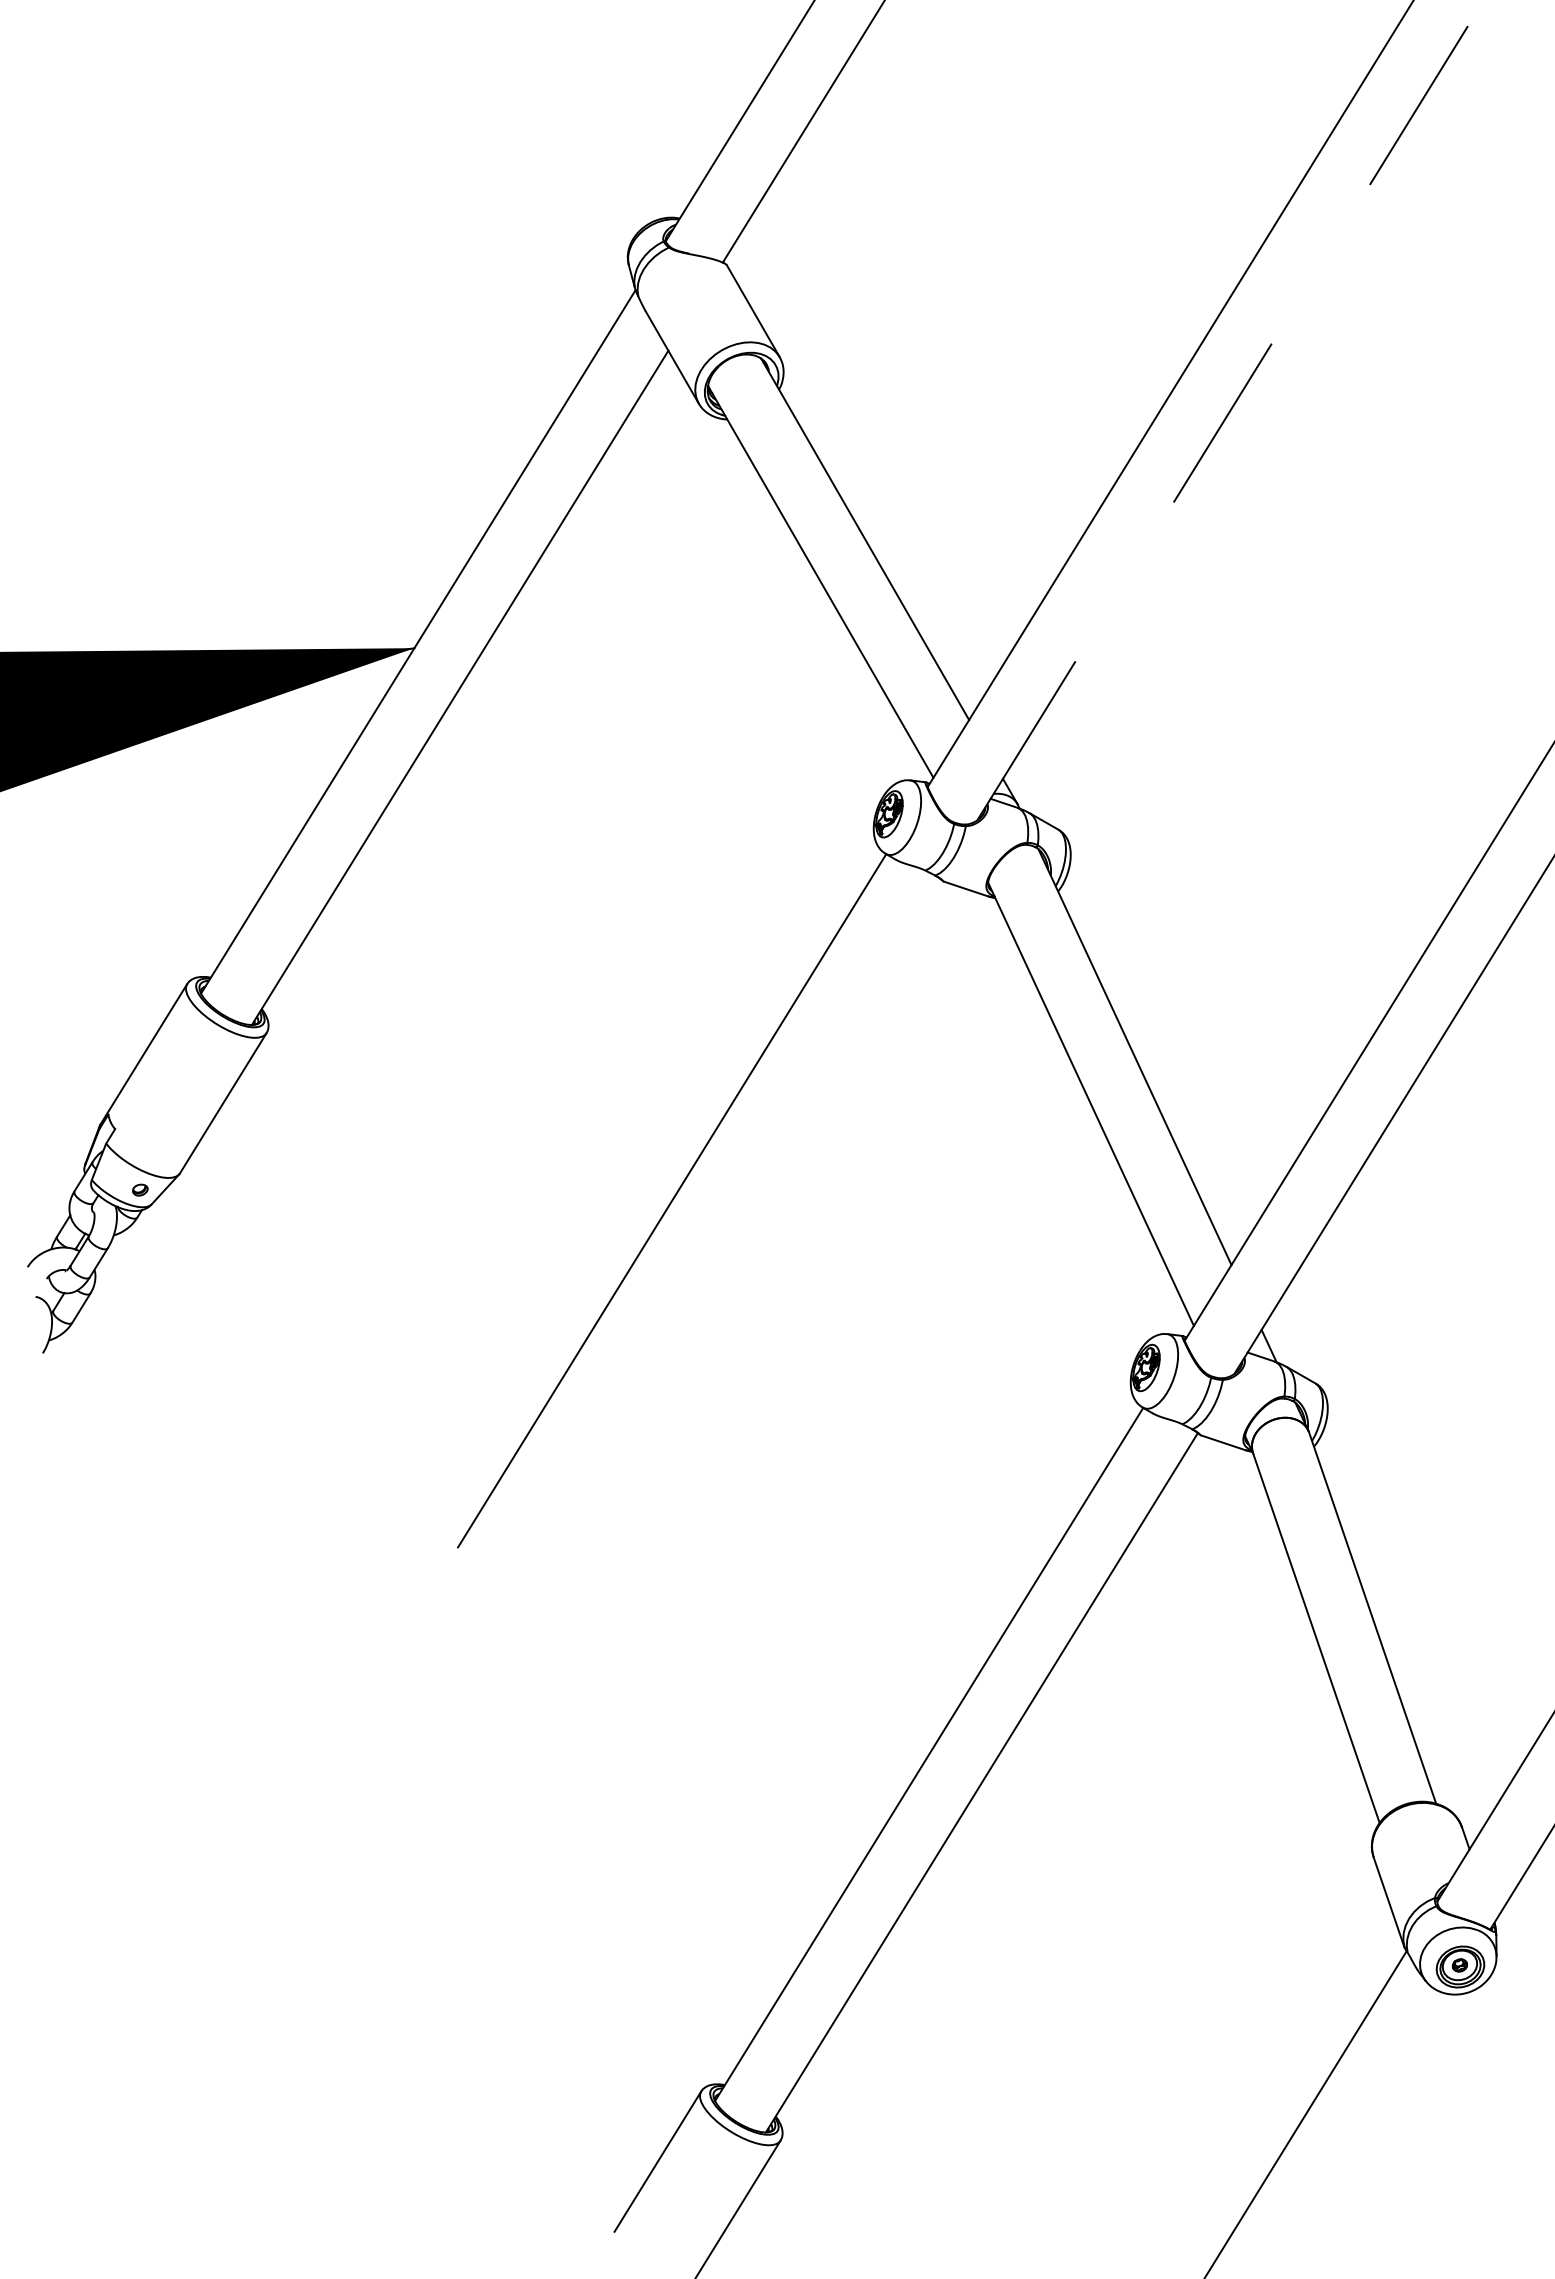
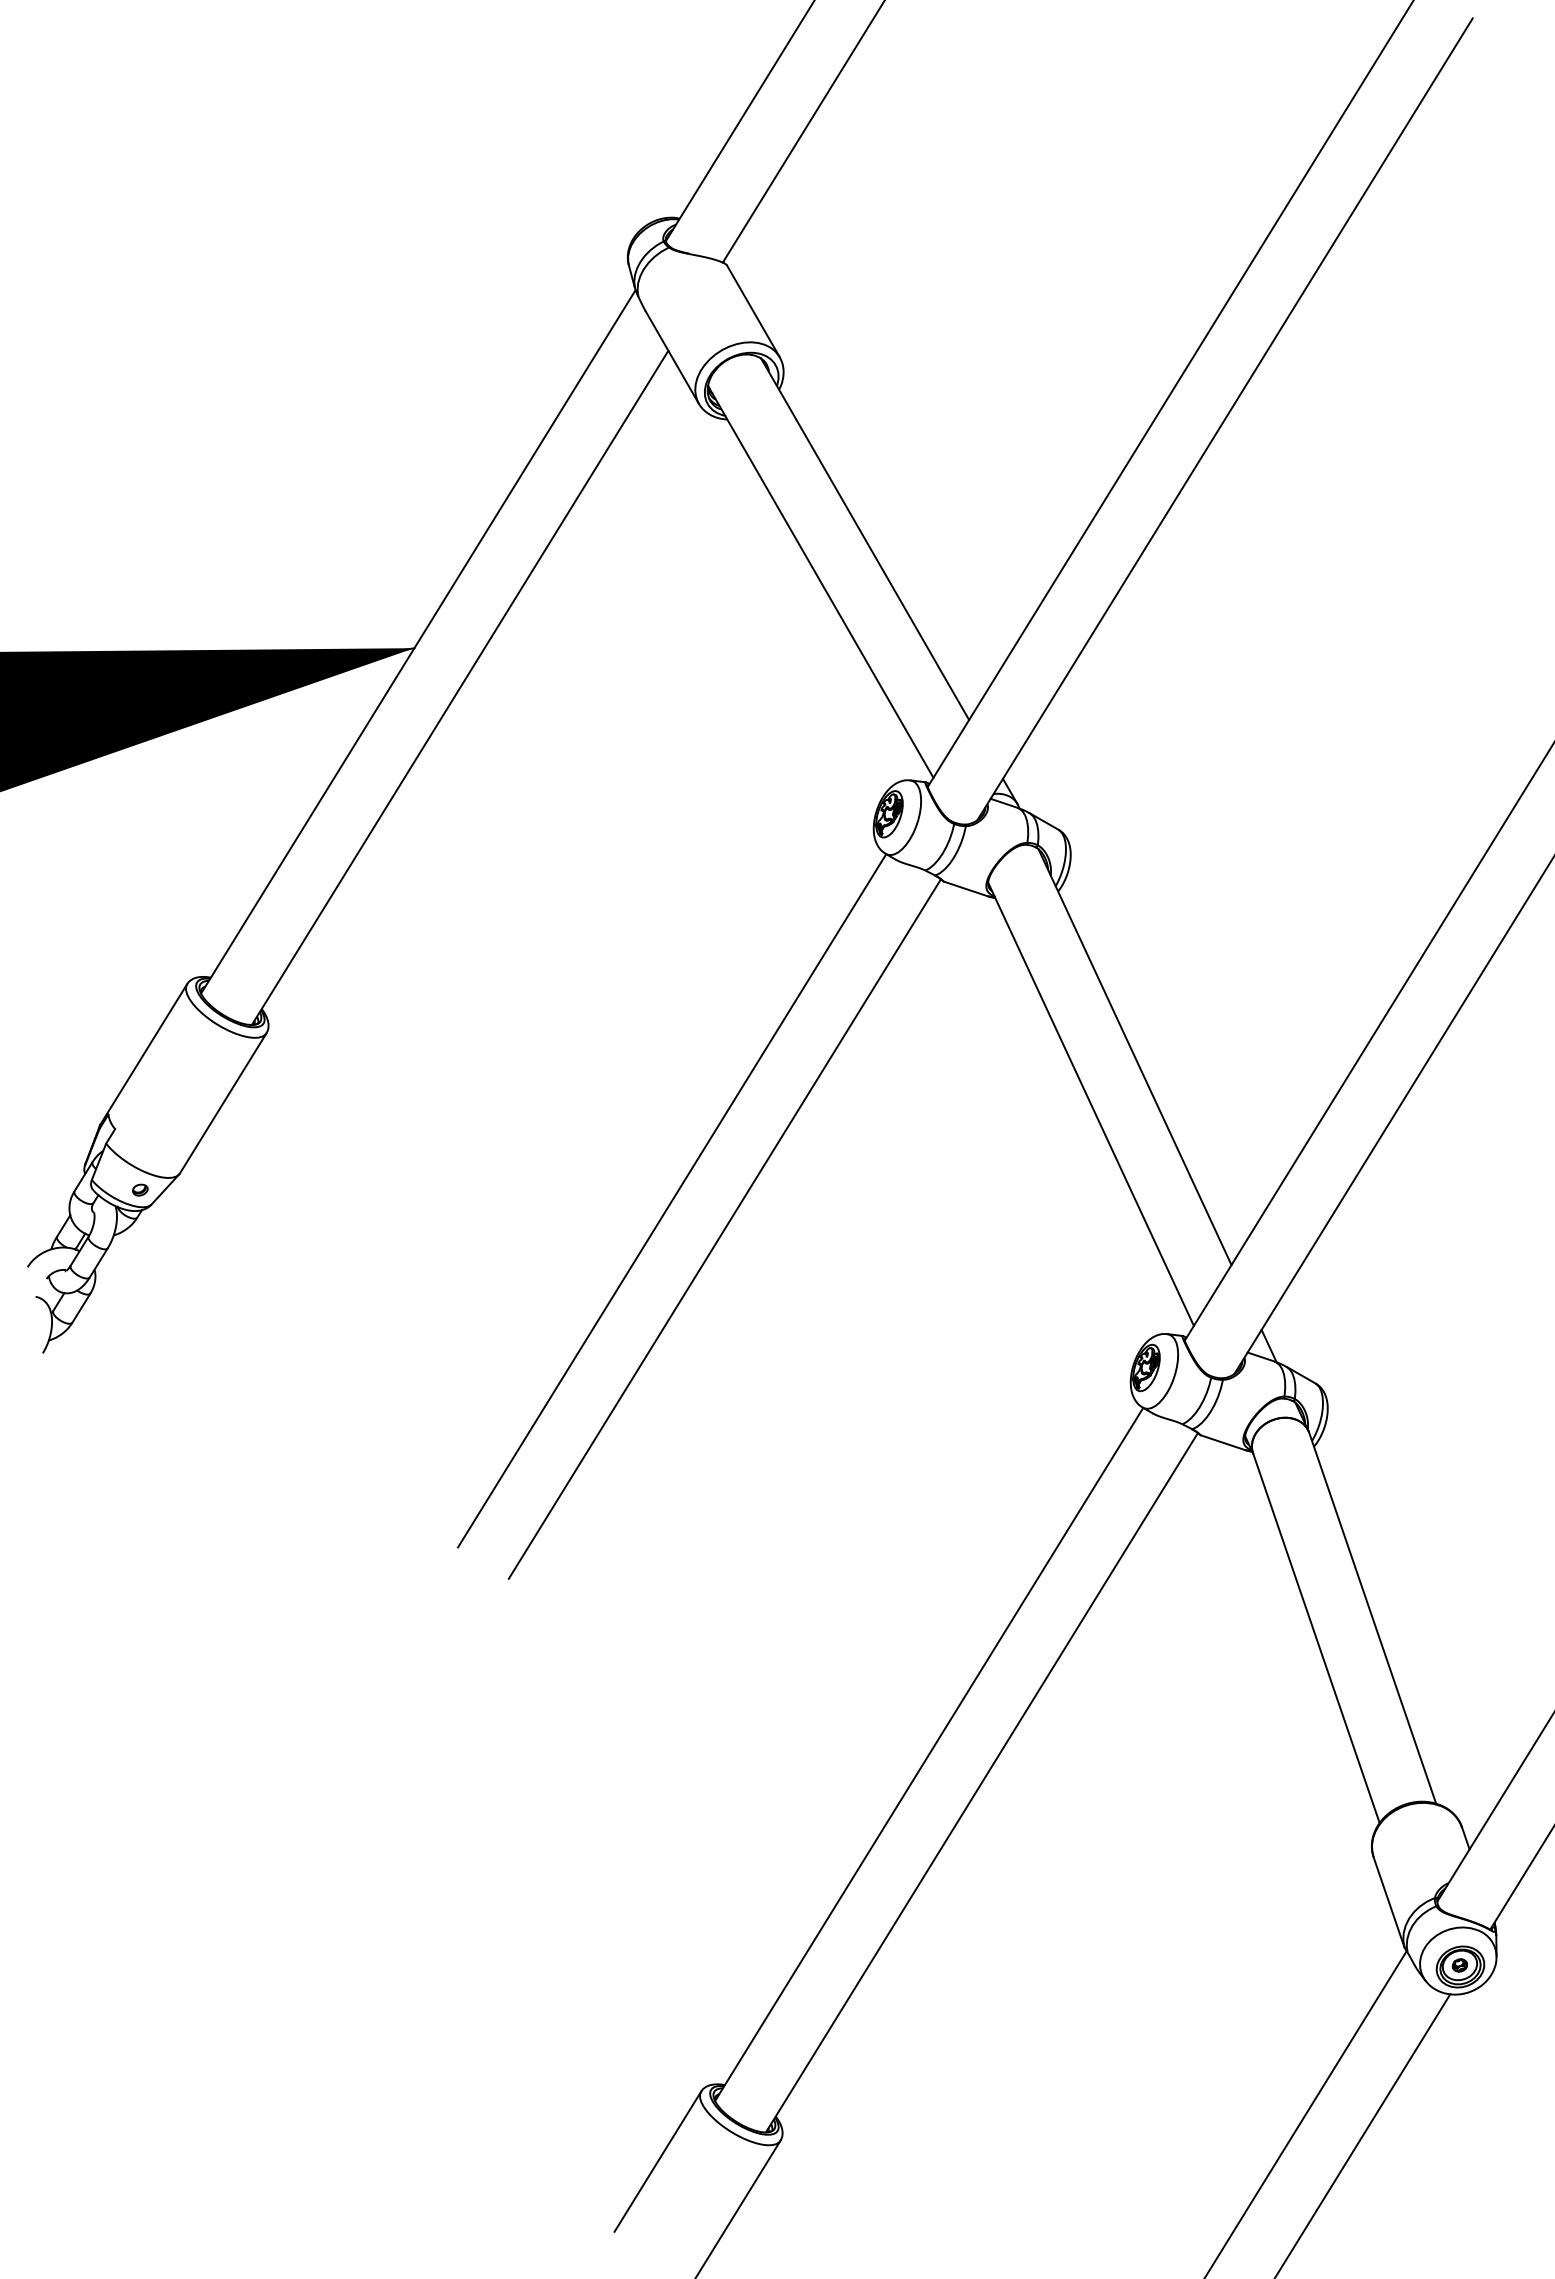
line: dashed -> solid (1225, 418)
line: none -> present (724, 1228)
line: none -> present (1363, 2134)
